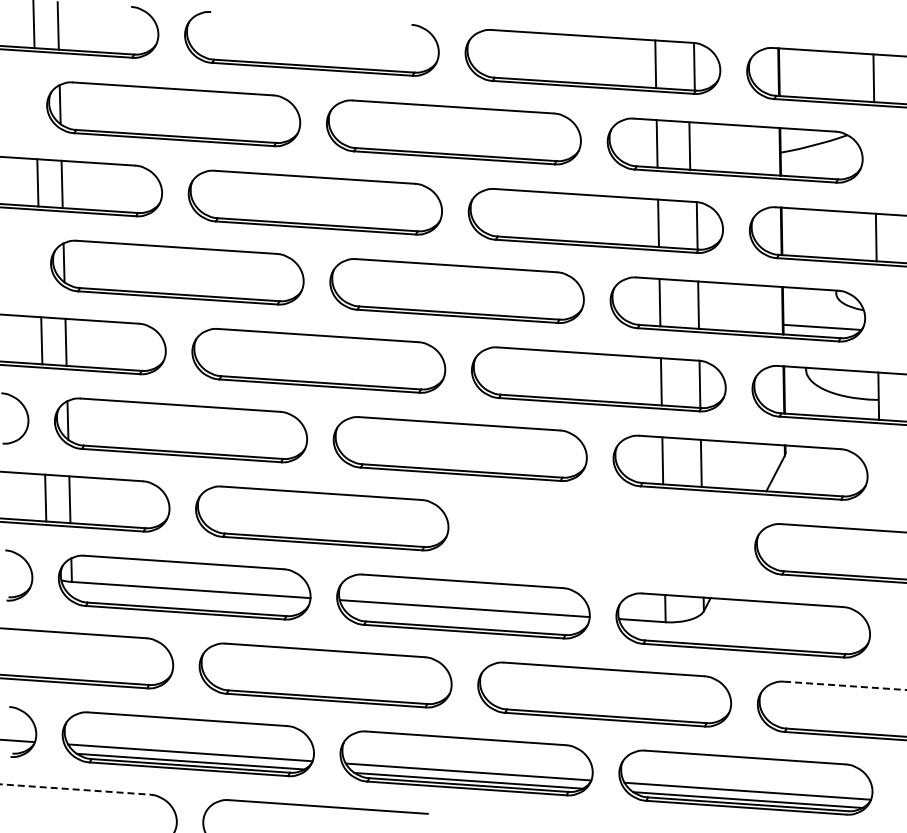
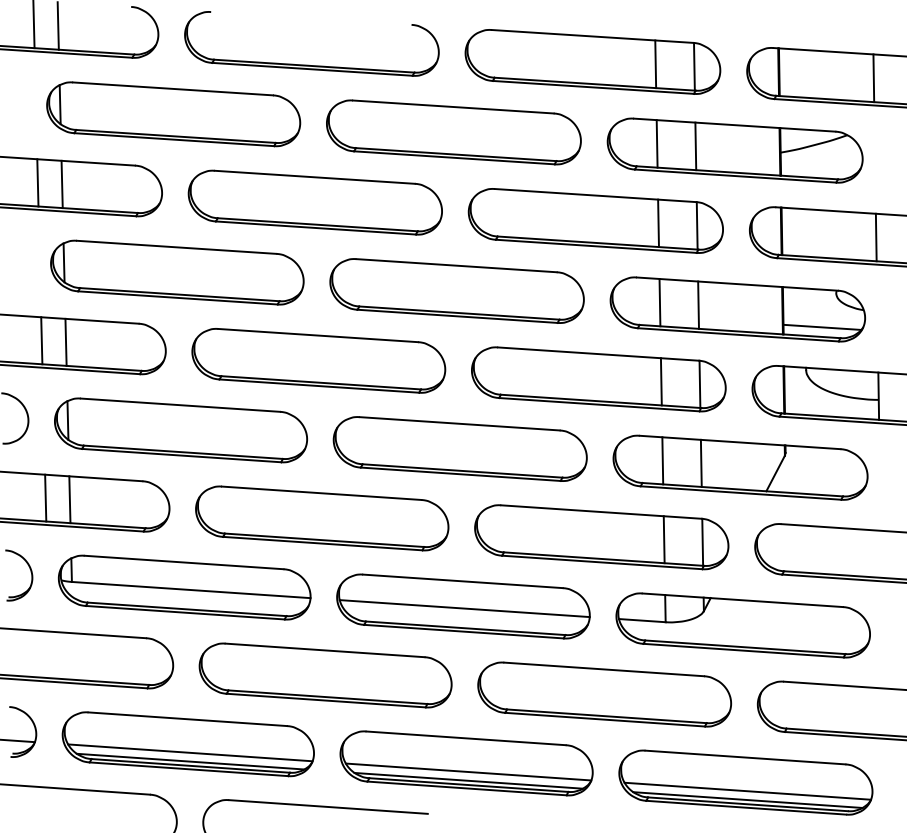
line position: (689, 146) -> (695, 146) (695, 146)
part: none -> present (601, 537)
line: dashed -> solid (845, 685)
line: dashed -> solid (75, 789)
